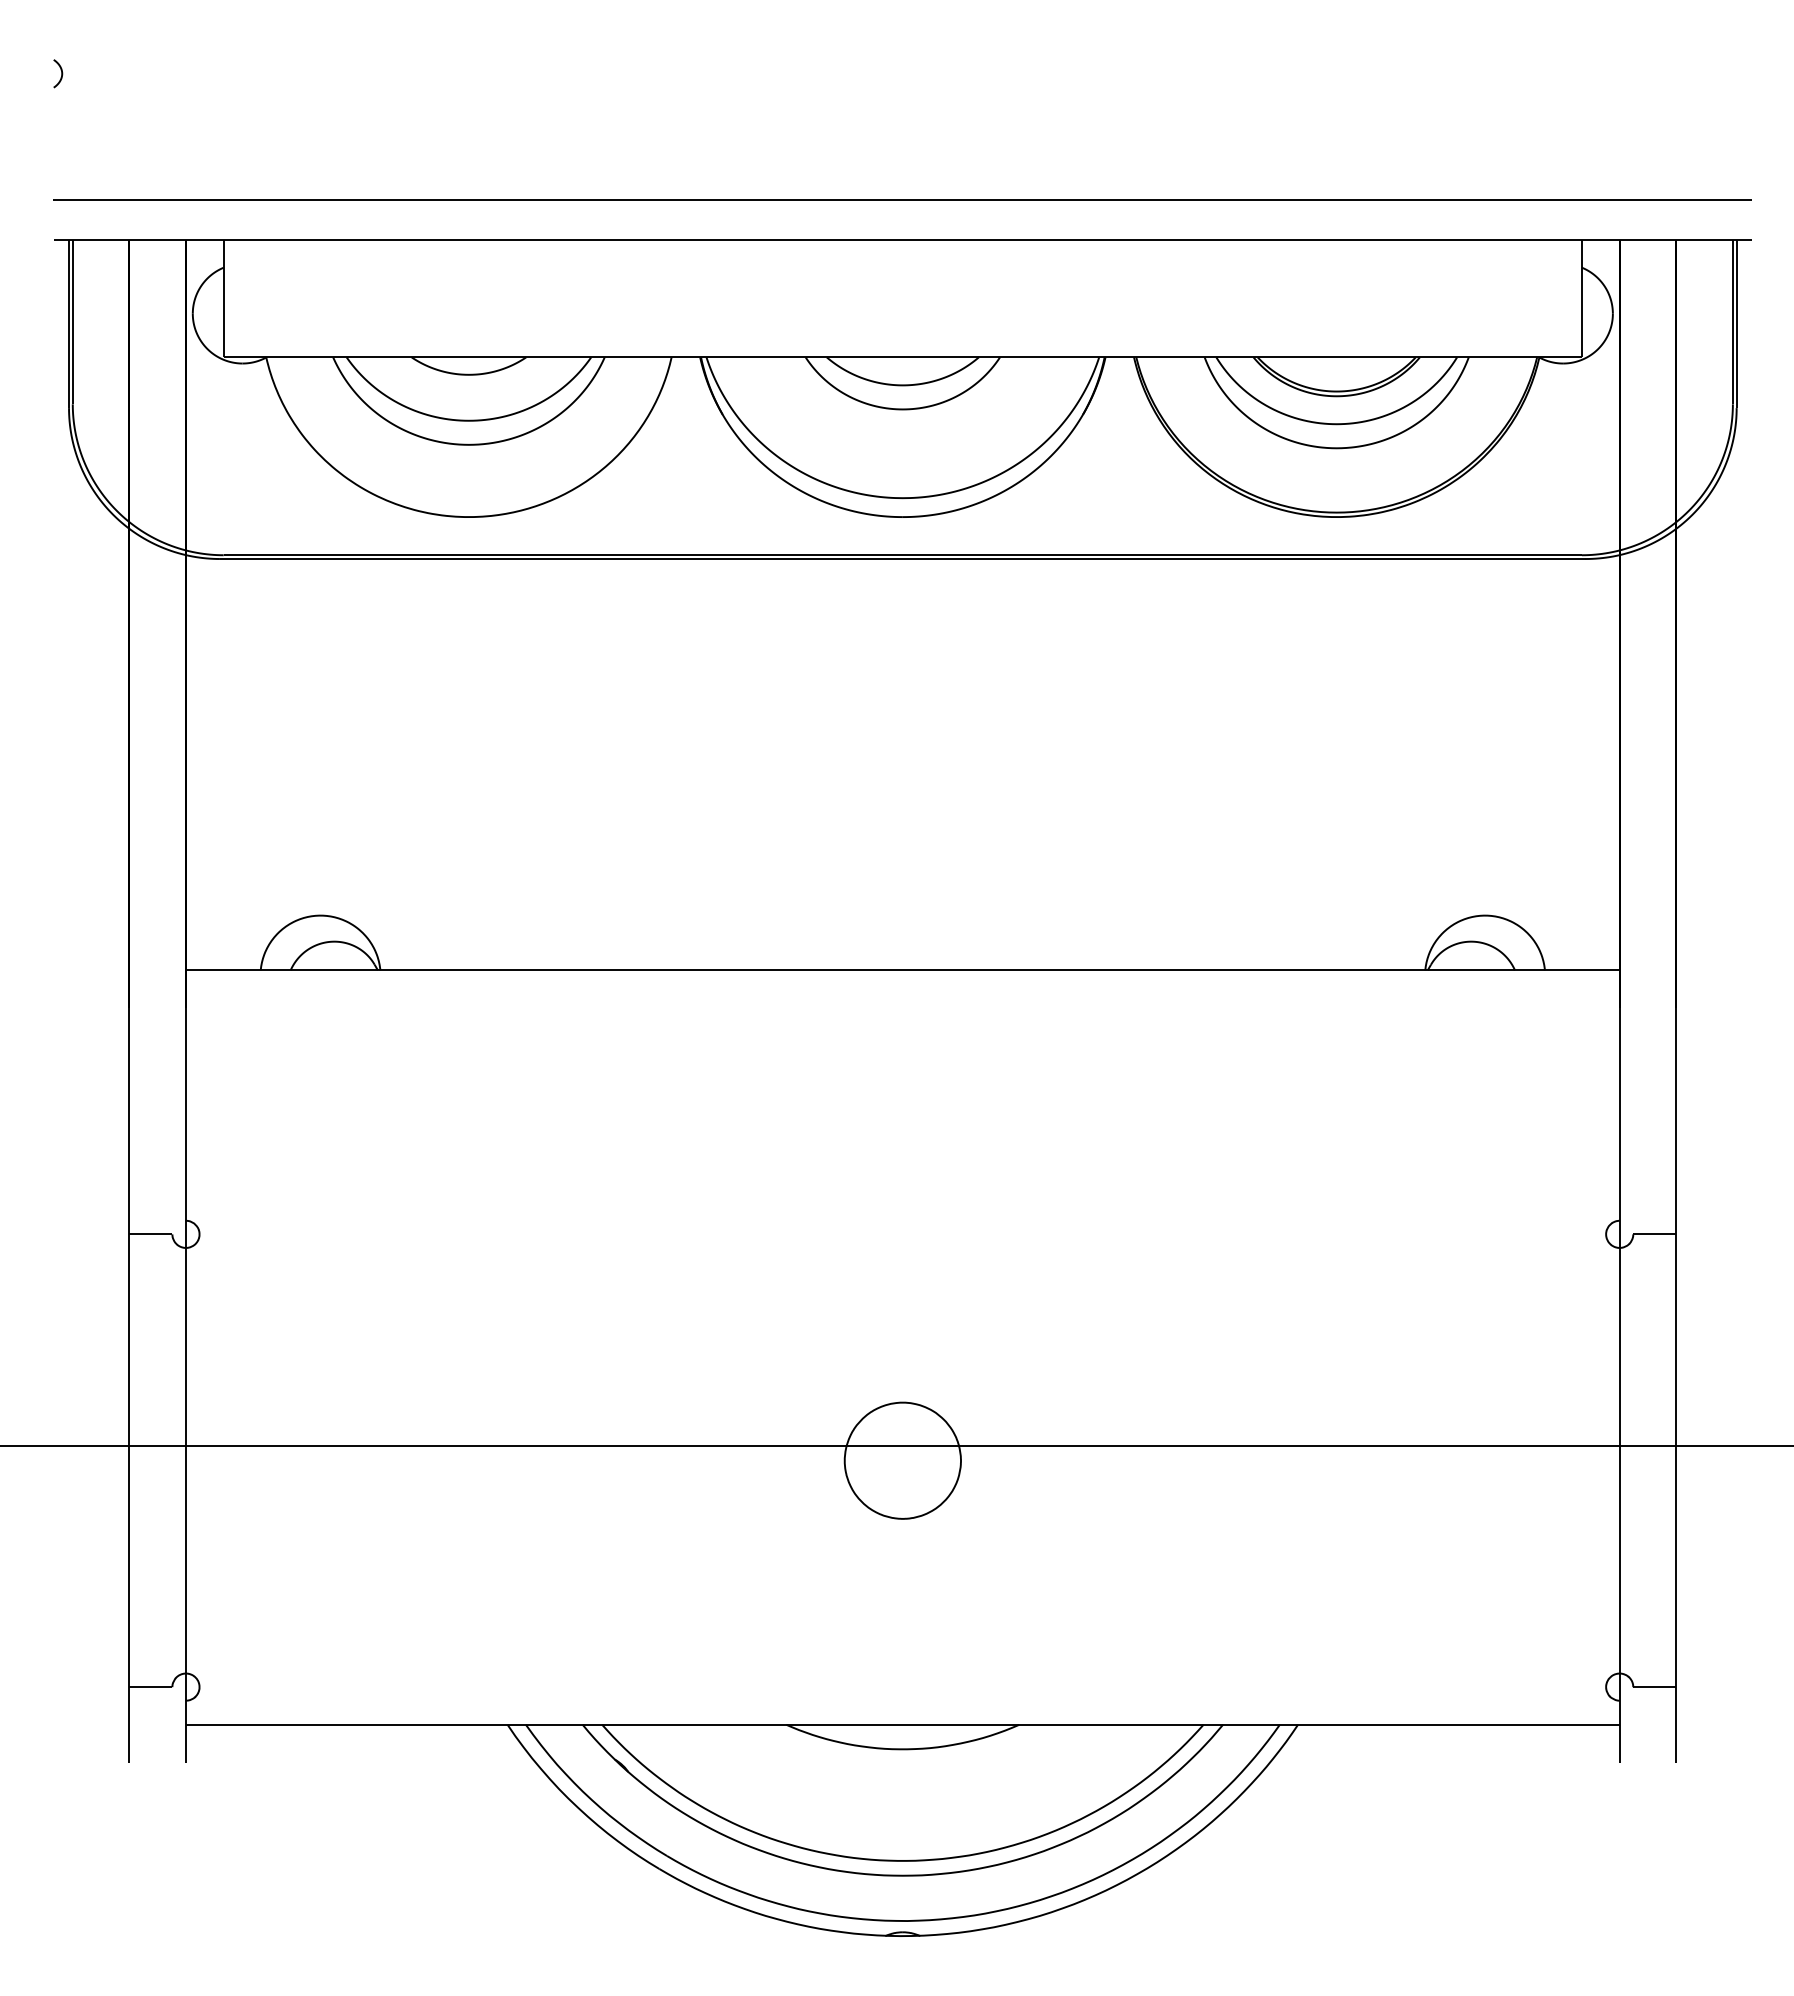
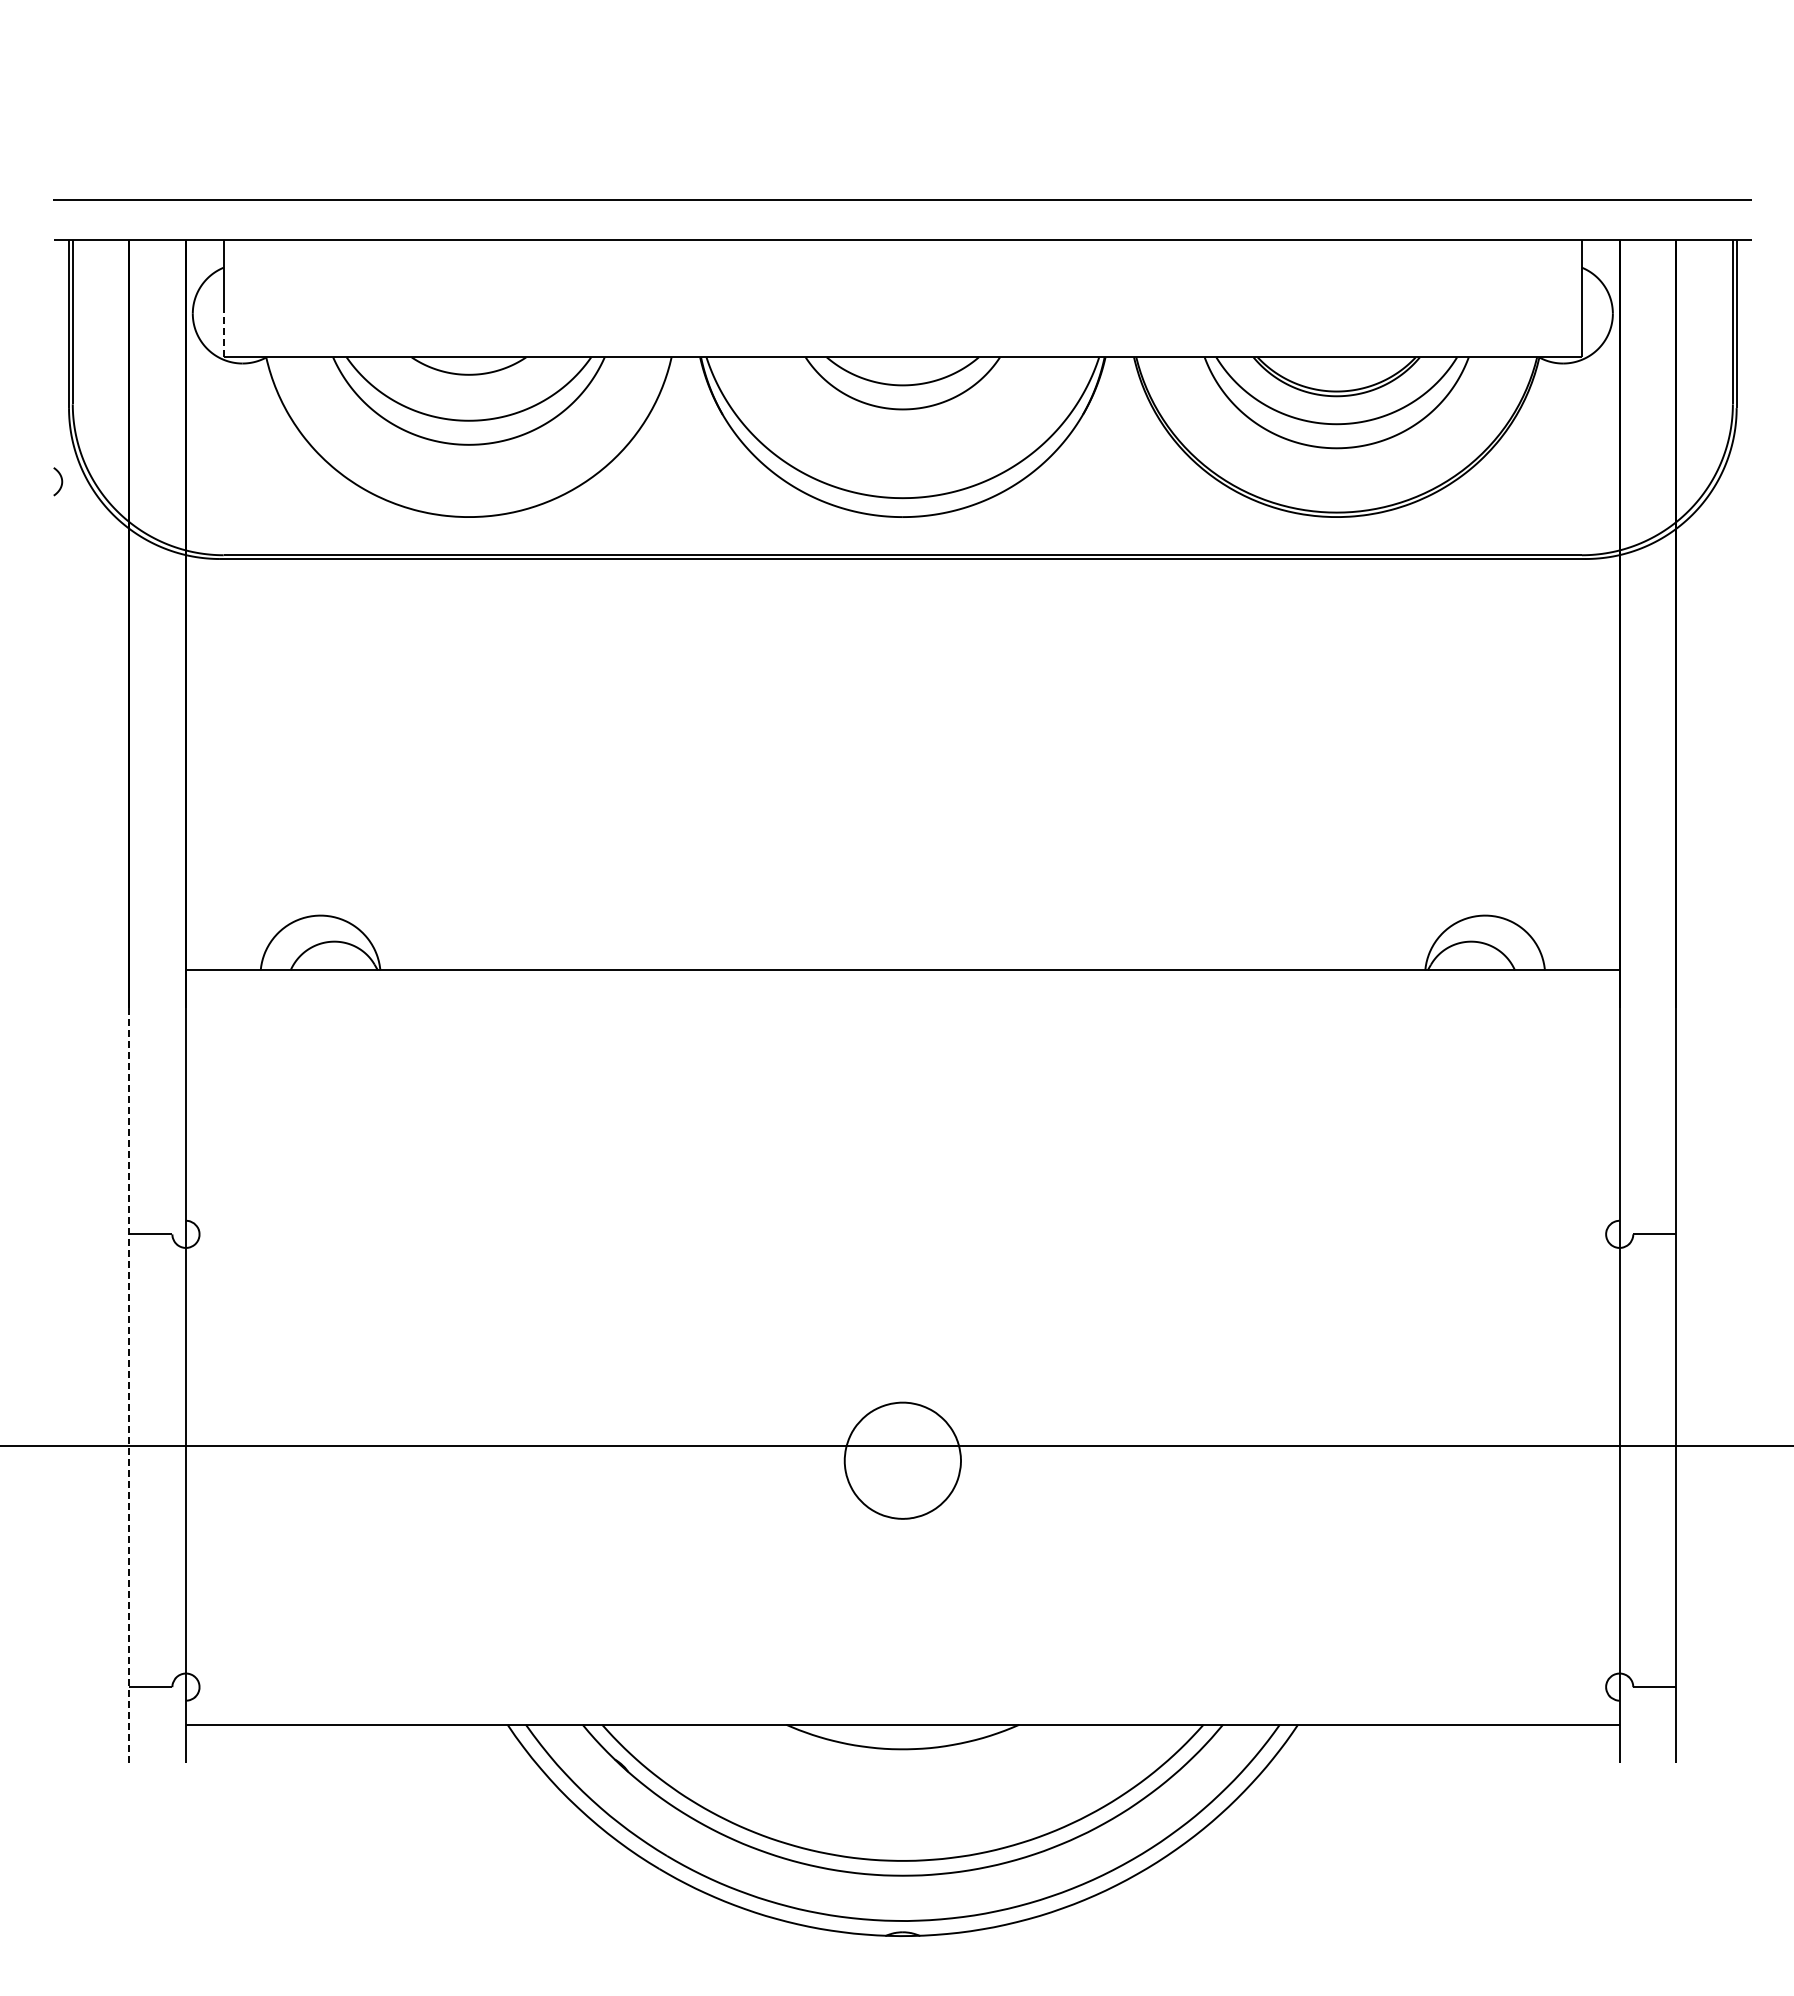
curve position: (61, 73) -> (61, 481) (61, 481)
line: solid -> dashed (223, 331)
line: solid -> dashed (129, 1384)
